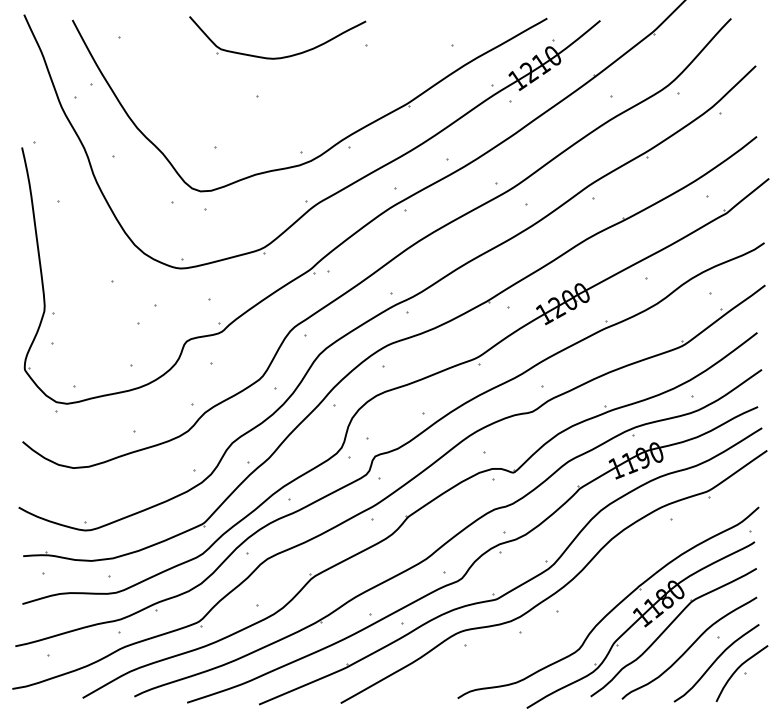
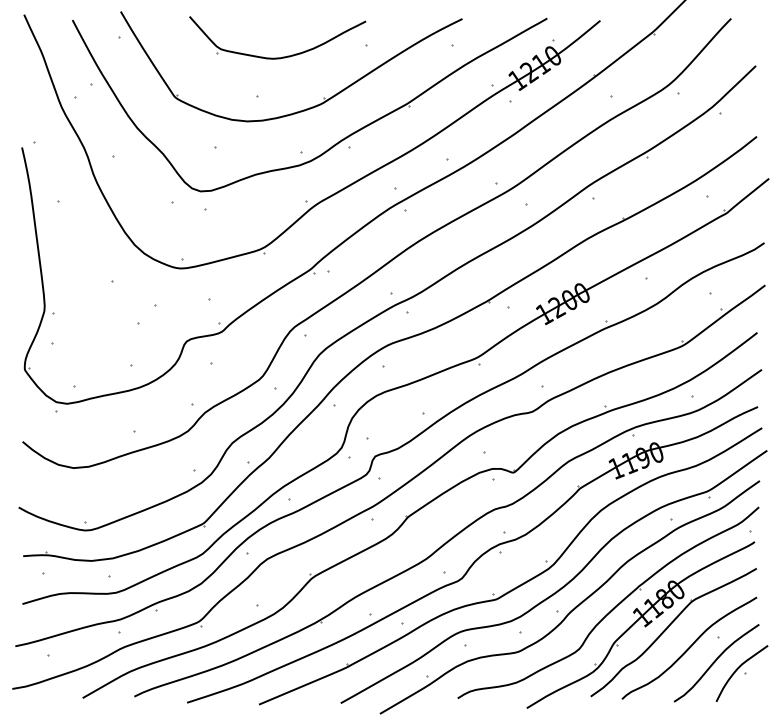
part: none -> present (306, 108)
part: none -> present (577, 604)
